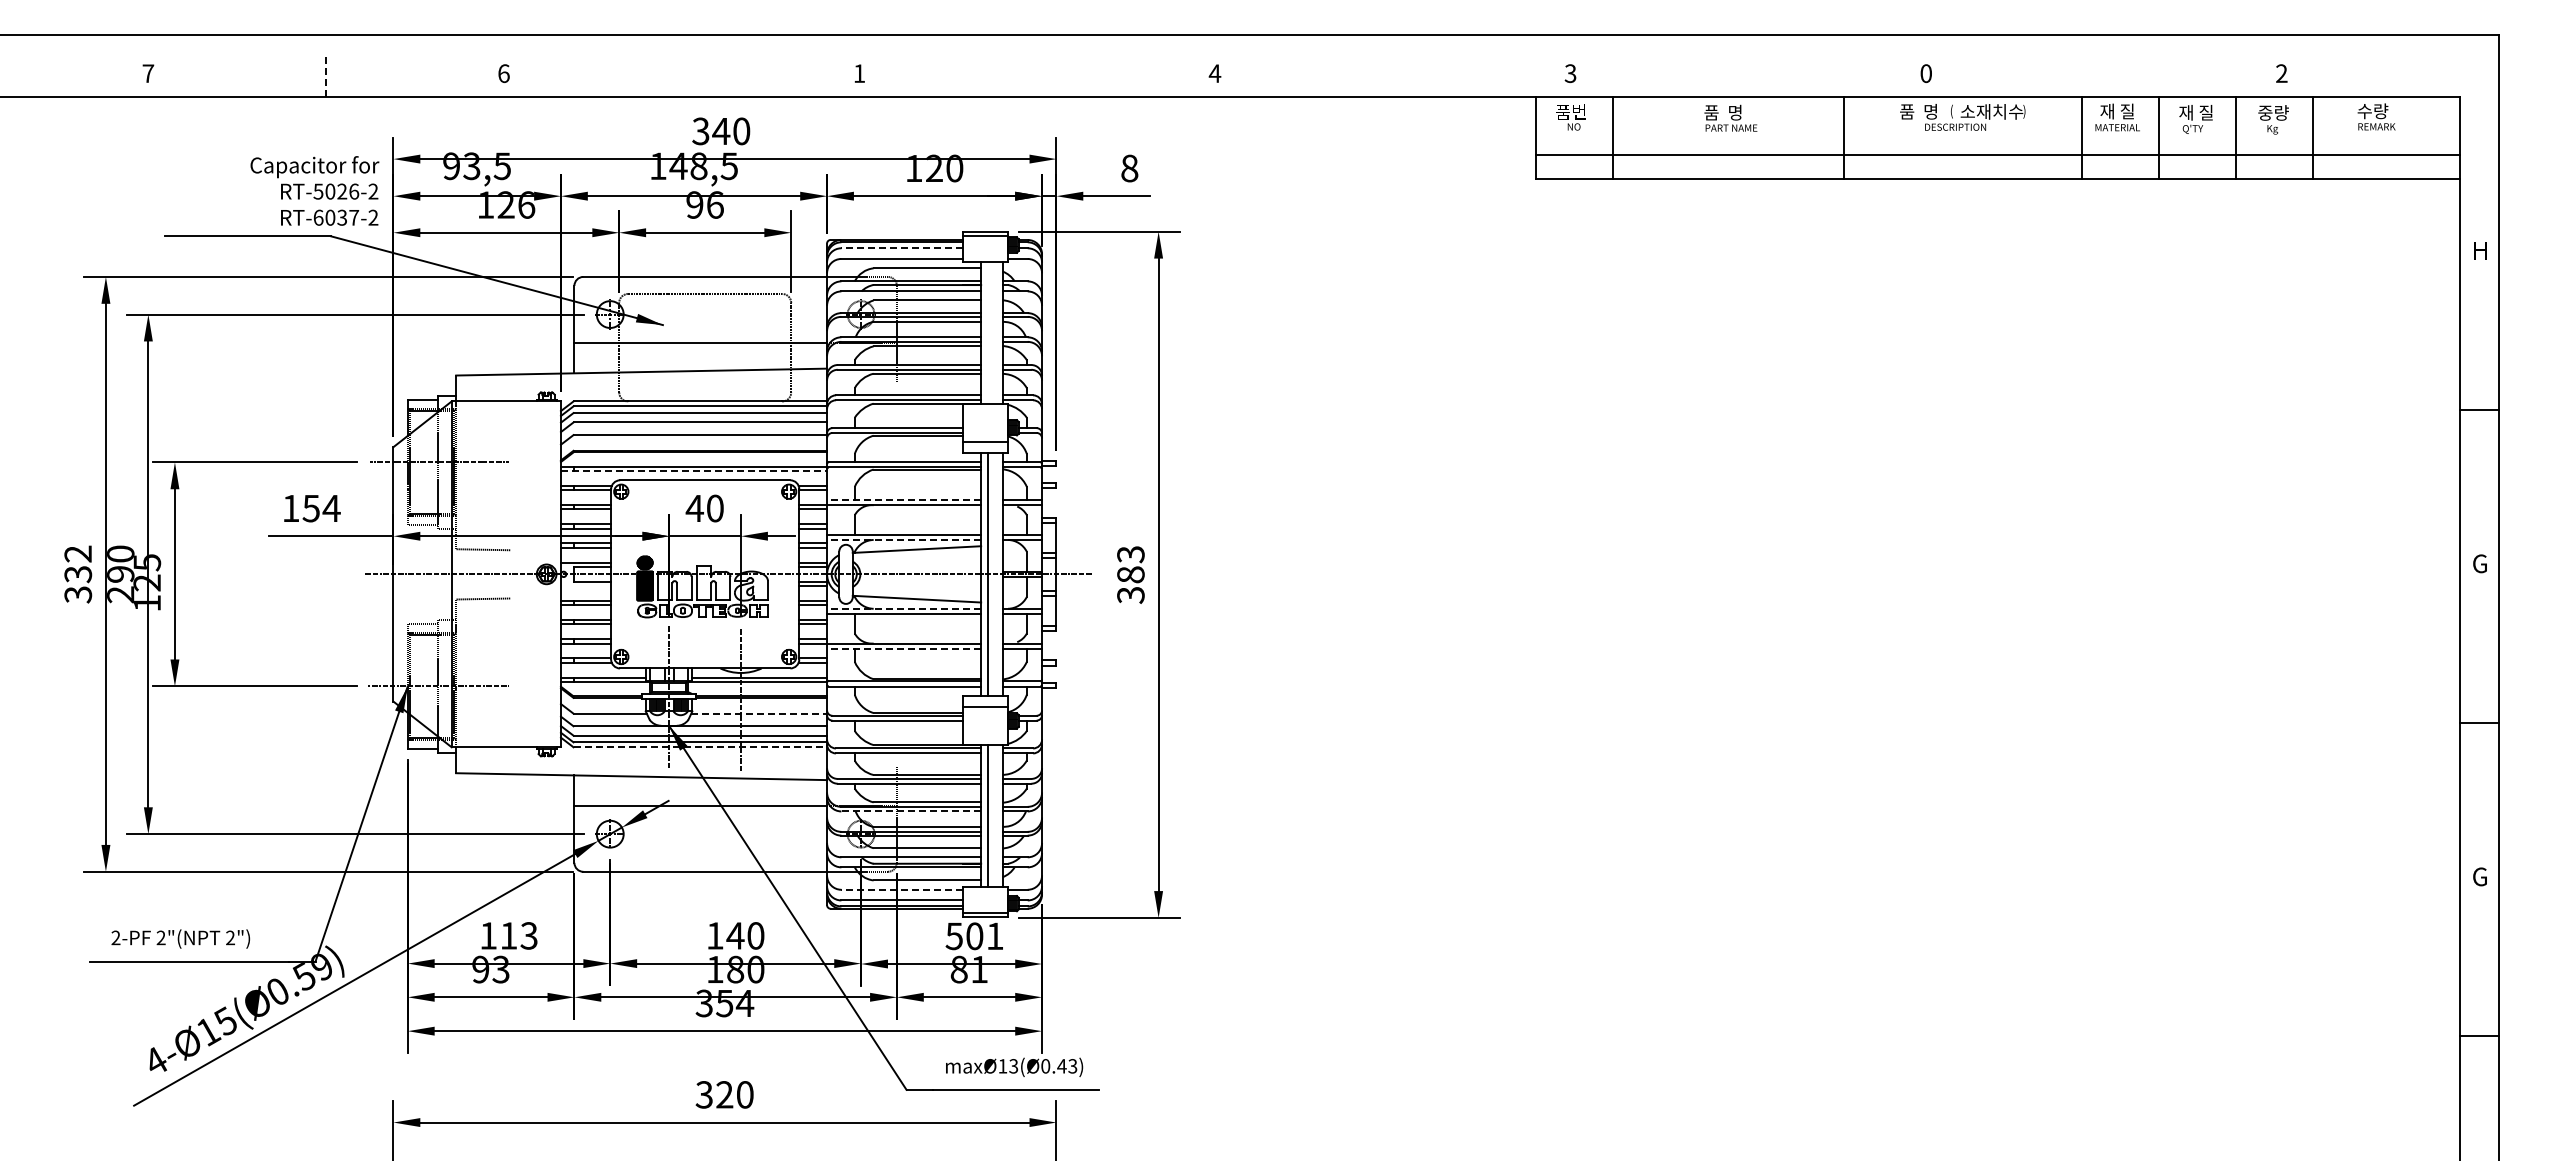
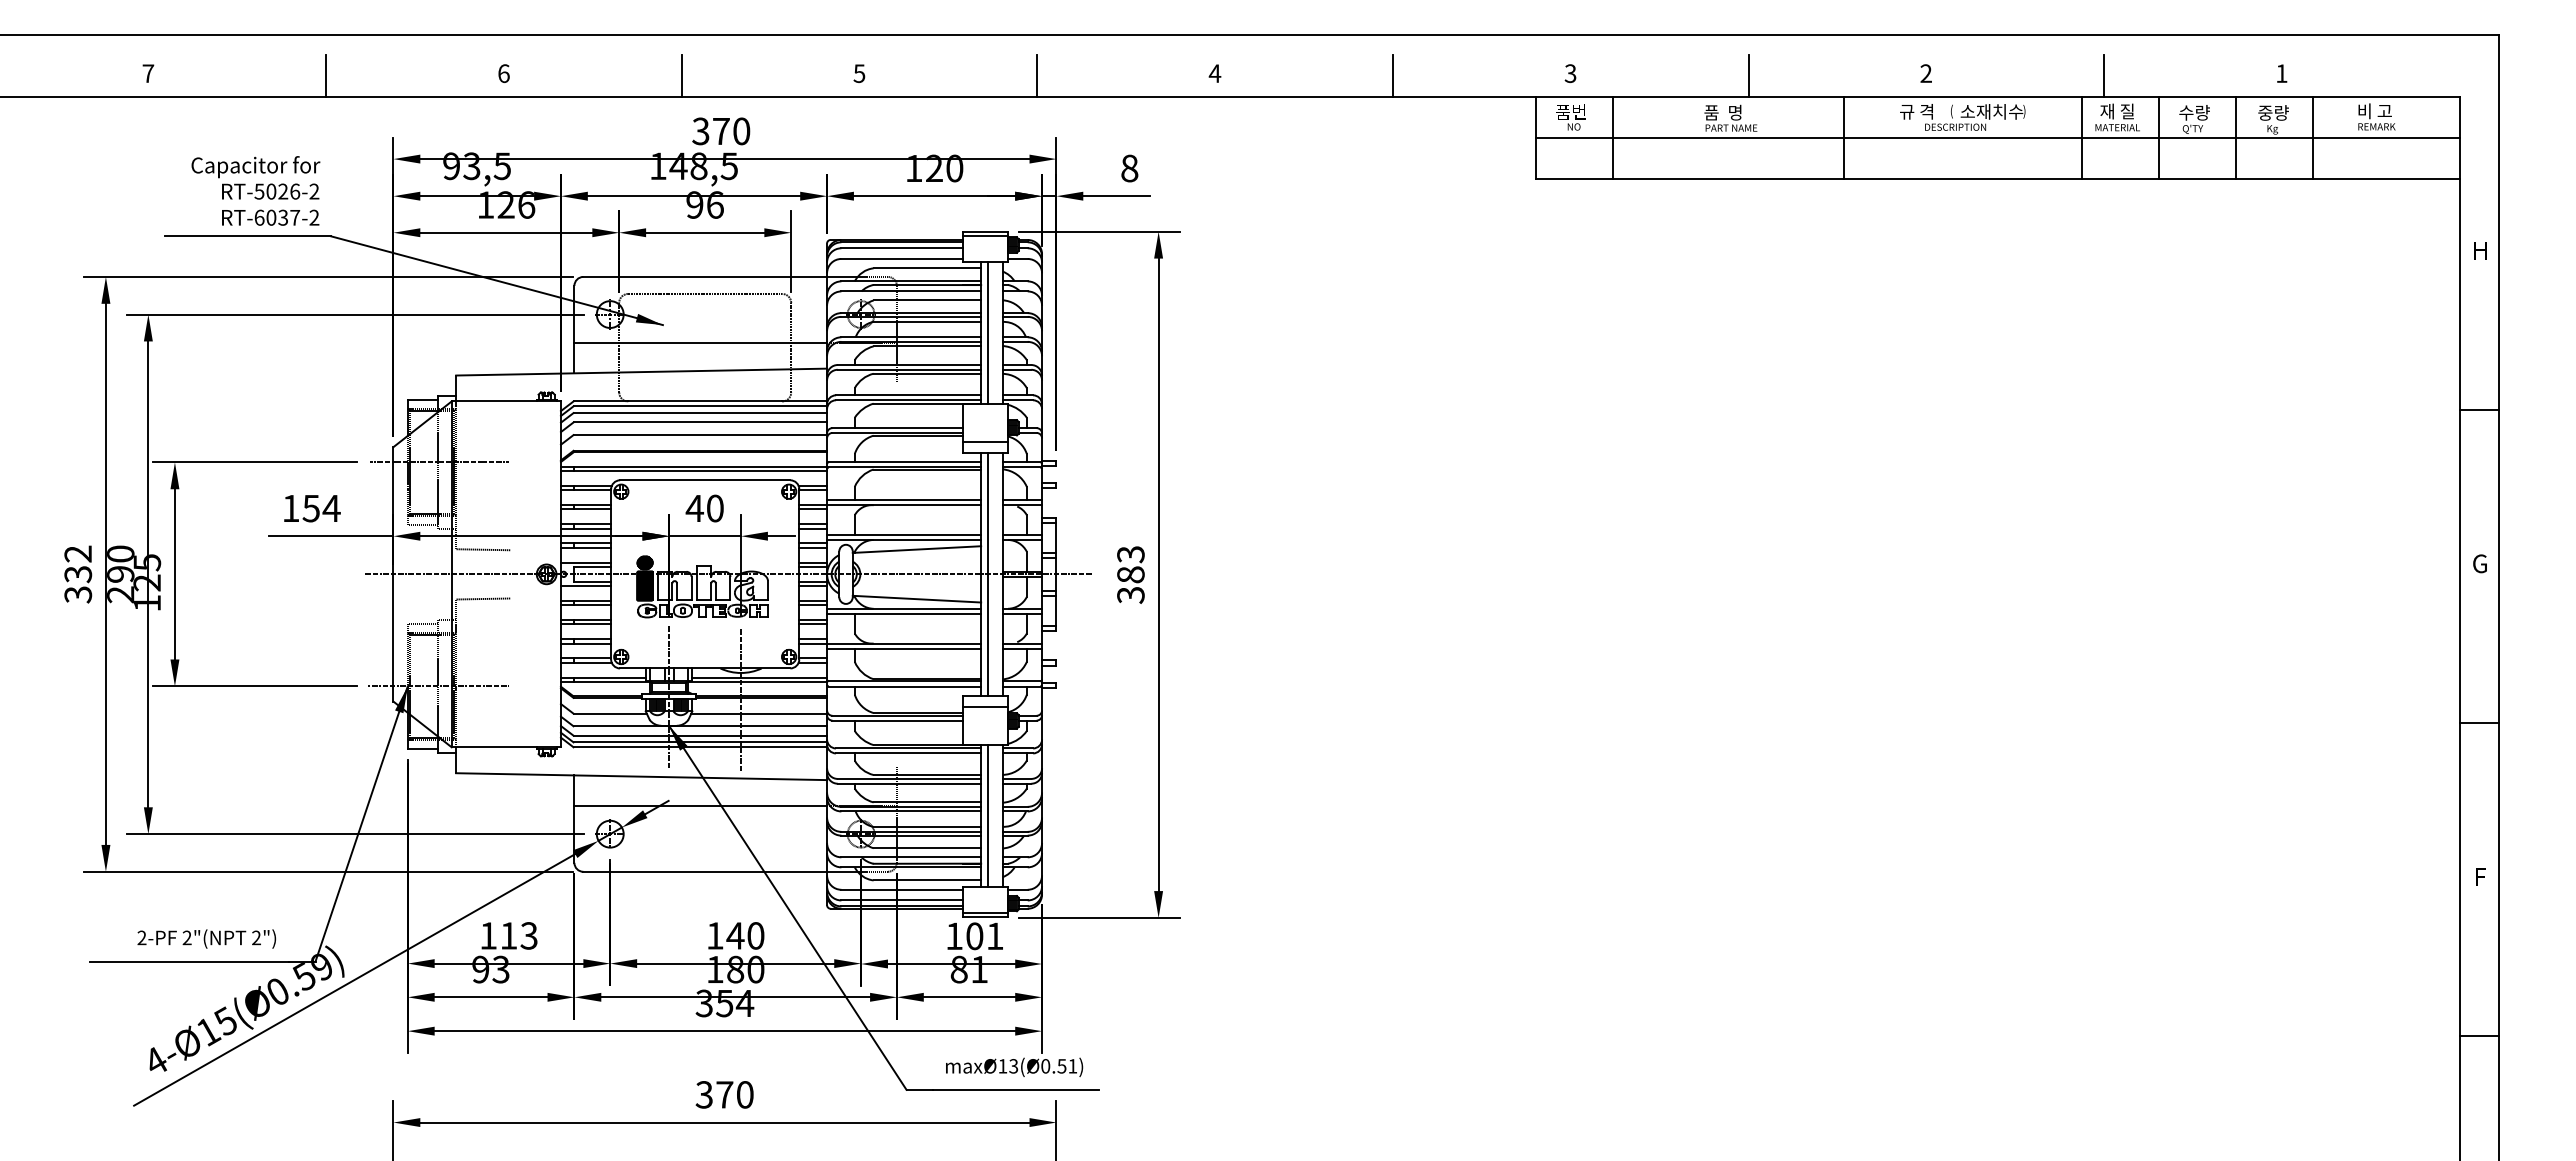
text: 1 -> 5 (859, 73)
text: 0 -> 2 (1925, 73)
text: 2 -> 1 (2281, 73)
line: none -> present (681, 75)
line: none -> present (1037, 75)
line: none -> present (1392, 75)
line: none -> present (1748, 75)
line: none -> present (2104, 75)
line: dashed -> solid (326, 76)
text: 품  명 -> 규 격 (1918, 111)
text: 수량 -> 비 고 (2374, 111)
text: 재 질 -> 수량 (2195, 112)
text: 340 -> 370 (721, 131)
line position: (1997, 154) -> (1997, 137) (1997, 137)
text position: (314, 190) -> (255, 190) (255, 190)
line: dashed -> solid (902, 248)
line: none -> present (987, 332)
line: dashed -> solid (694, 471)
line: dashed -> solid (903, 499)
line: dashed -> solid (903, 539)
line: none -> present (585, 586)
line: dashed -> solid (903, 608)
line: dashed -> solid (903, 648)
line: dashed -> solid (759, 713)
line: dashed -> solid (700, 747)
line: dashed -> solid (911, 811)
text: G -> F (2479, 876)
line: dashed -> solid (902, 889)
text: 501 -> 101 (953, 936)
text position: (180, 938) -> (206, 938) (206, 938)
text: maxØ13(Ø0.43) -> maxØ13(Ø0.51) (1067, 1066)
text: 320 -> 370 (724, 1094)
